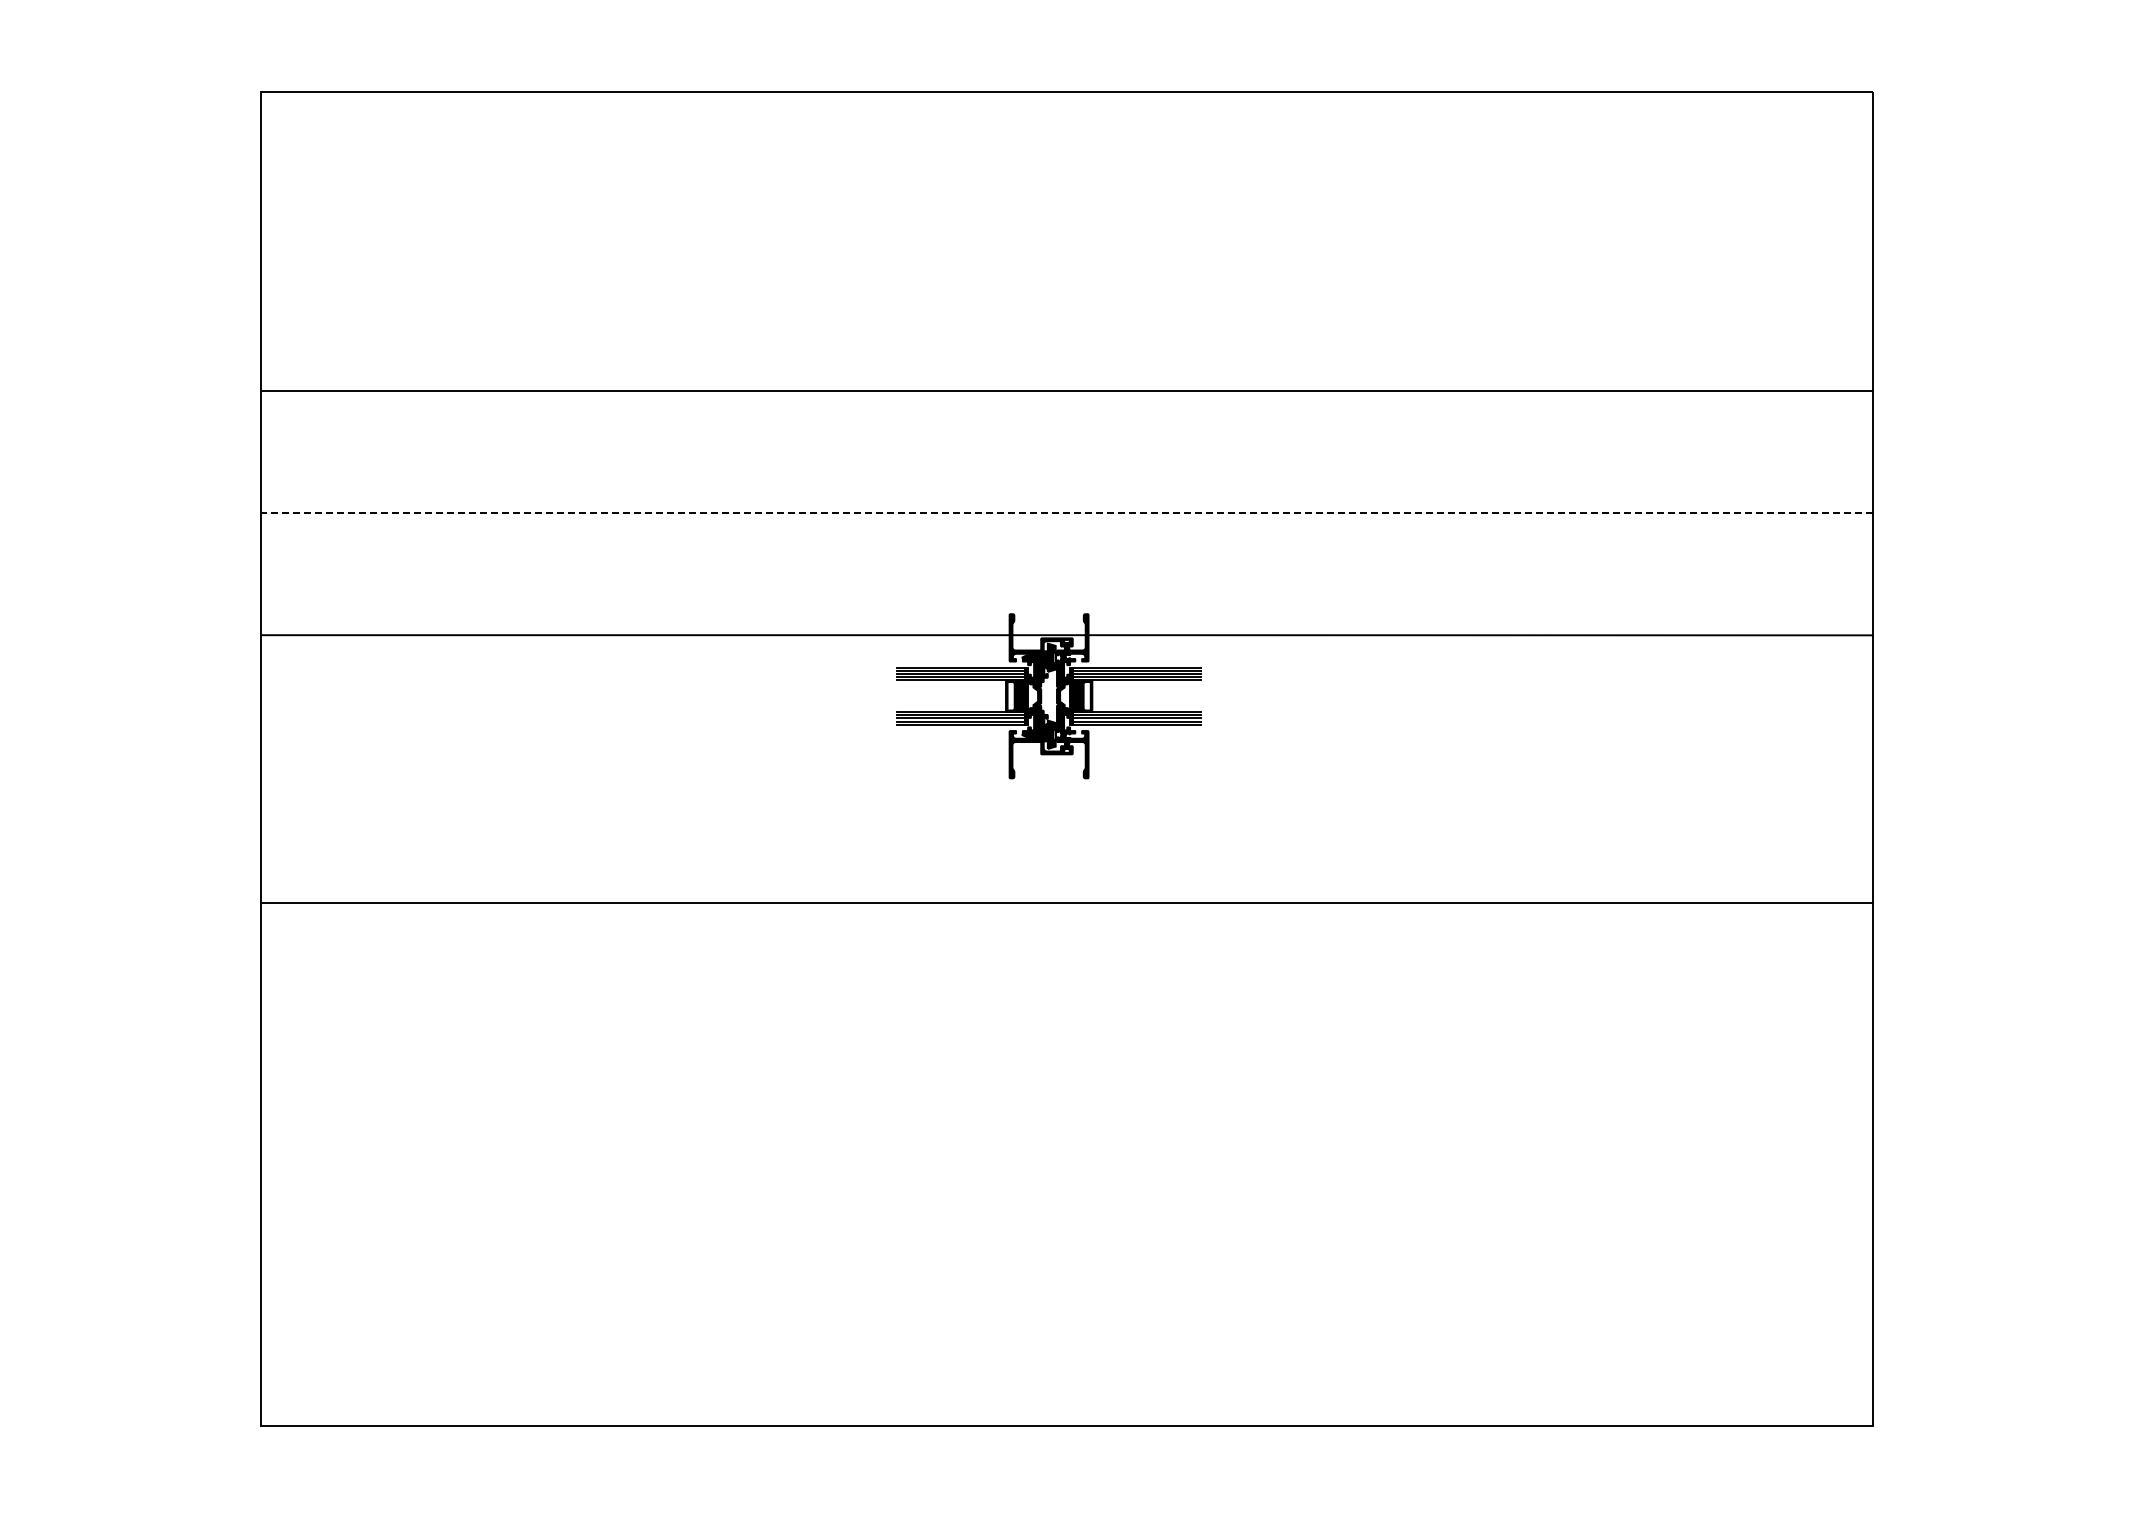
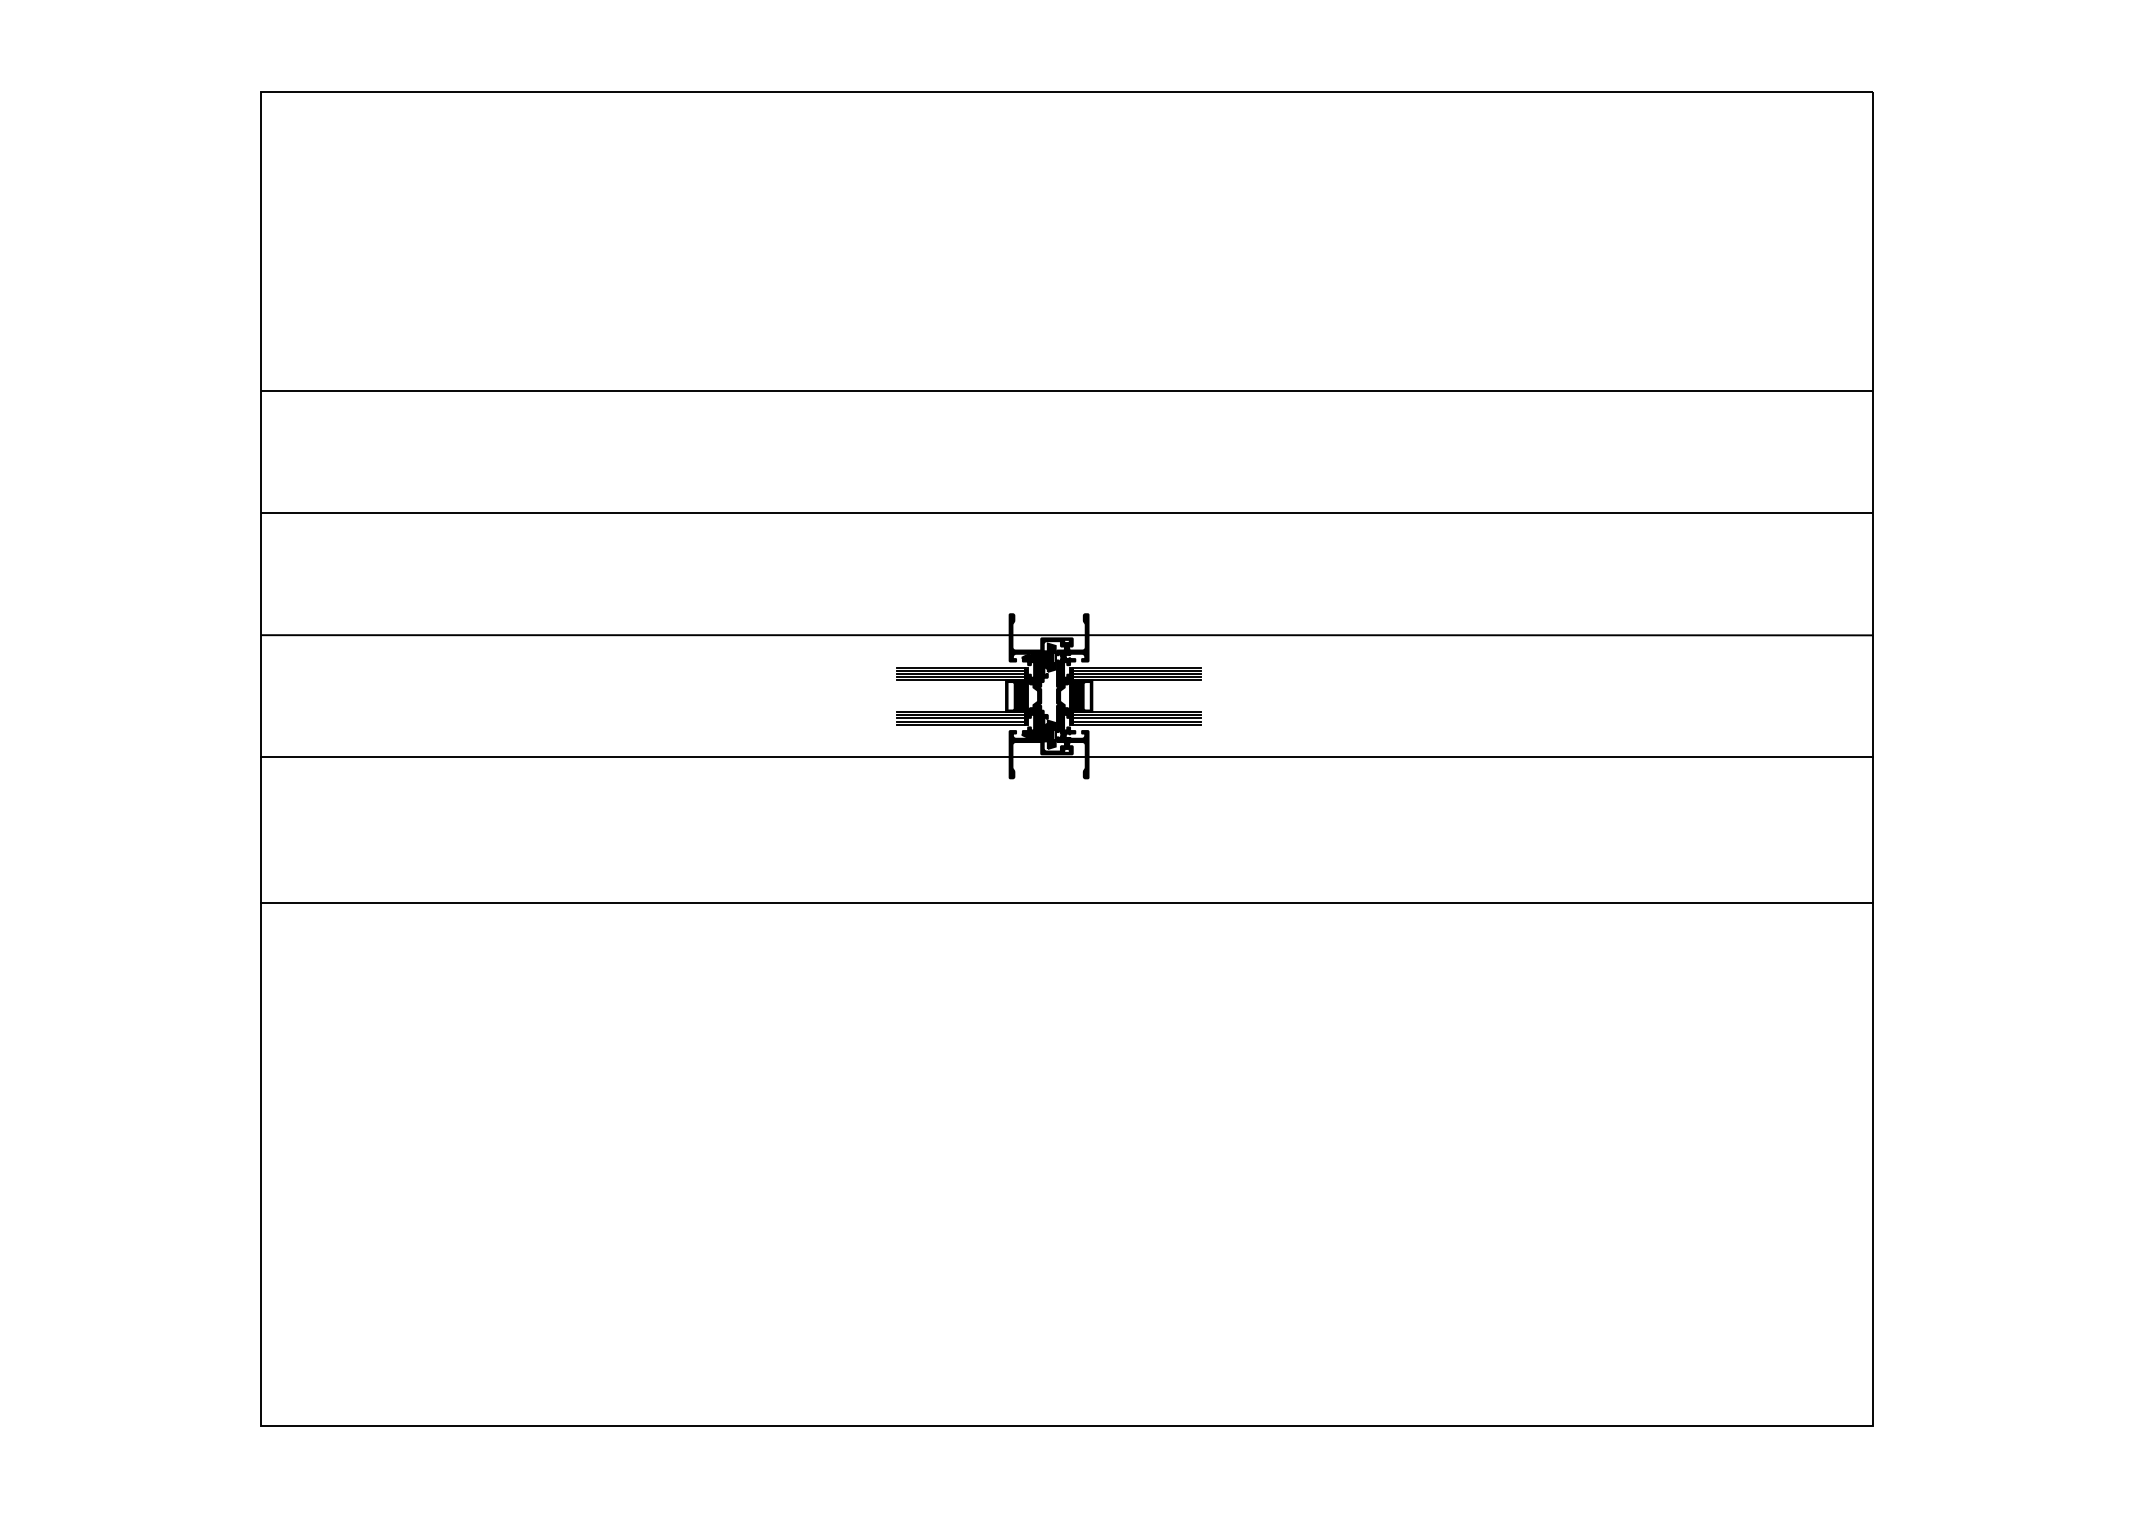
line: dashed -> solid (1066, 513)
line: none -> present (1066, 757)
